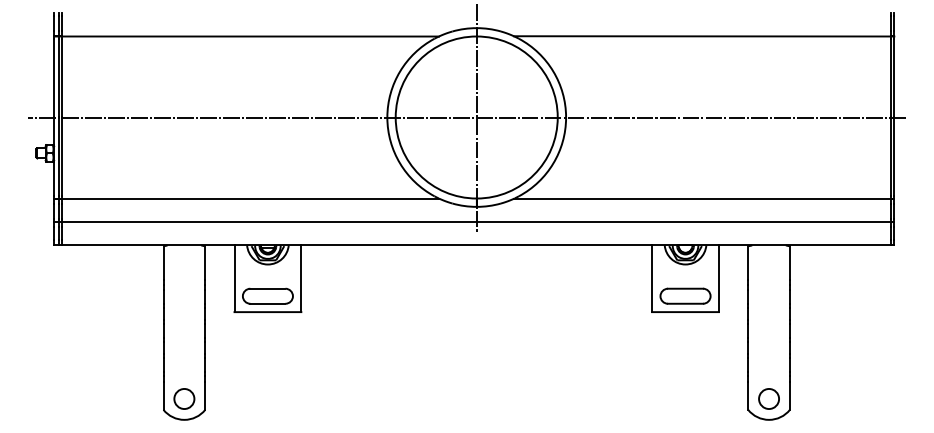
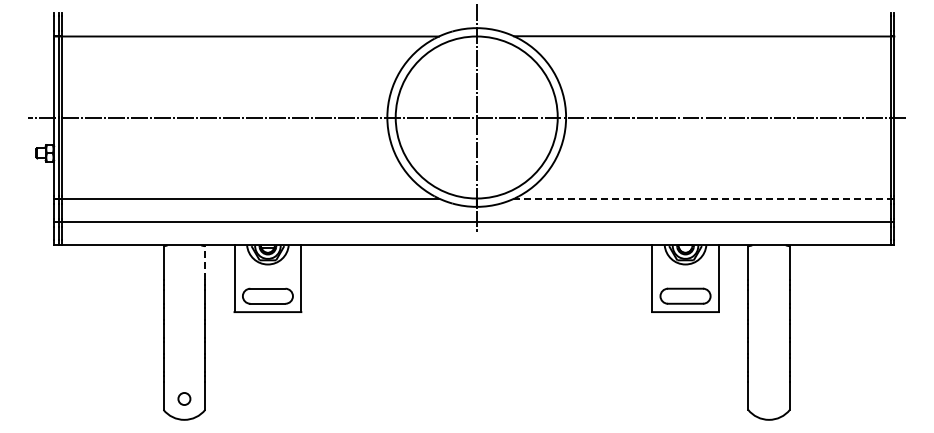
line: solid -> dashed (704, 198)
line: solid -> dashed (205, 262)
circle size: 23x22 px -> 15x14 px (184, 398)
circle: present -> none (768, 398)
